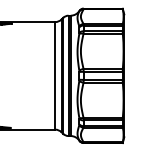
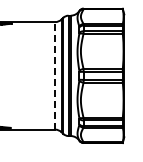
line: solid -> dashed (55, 75)
